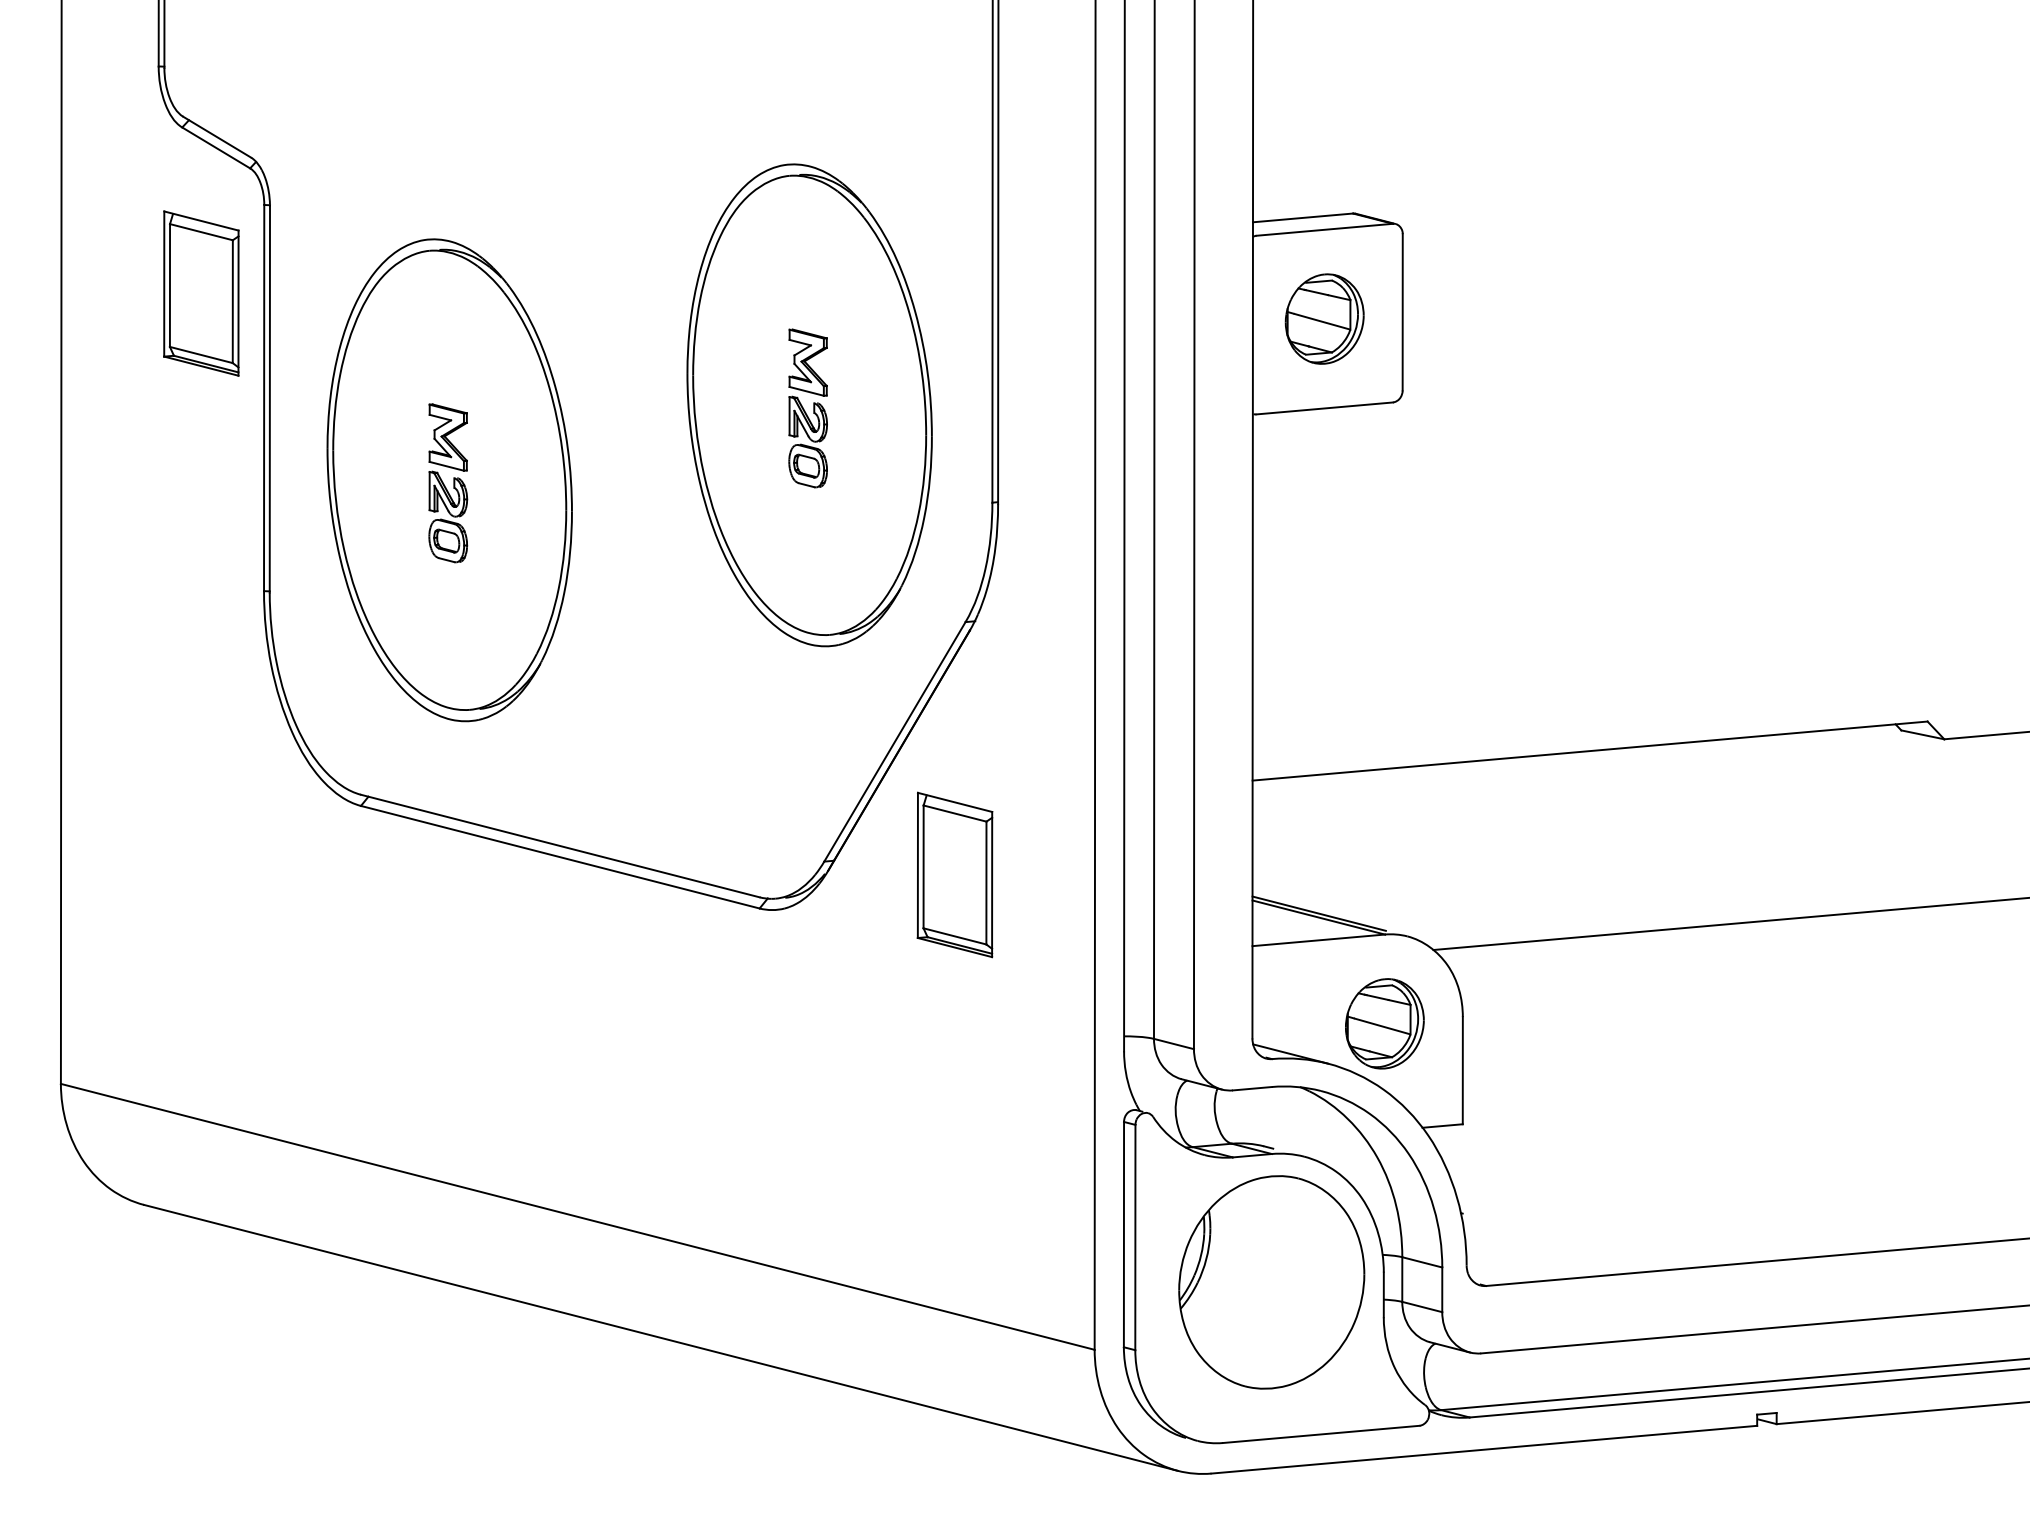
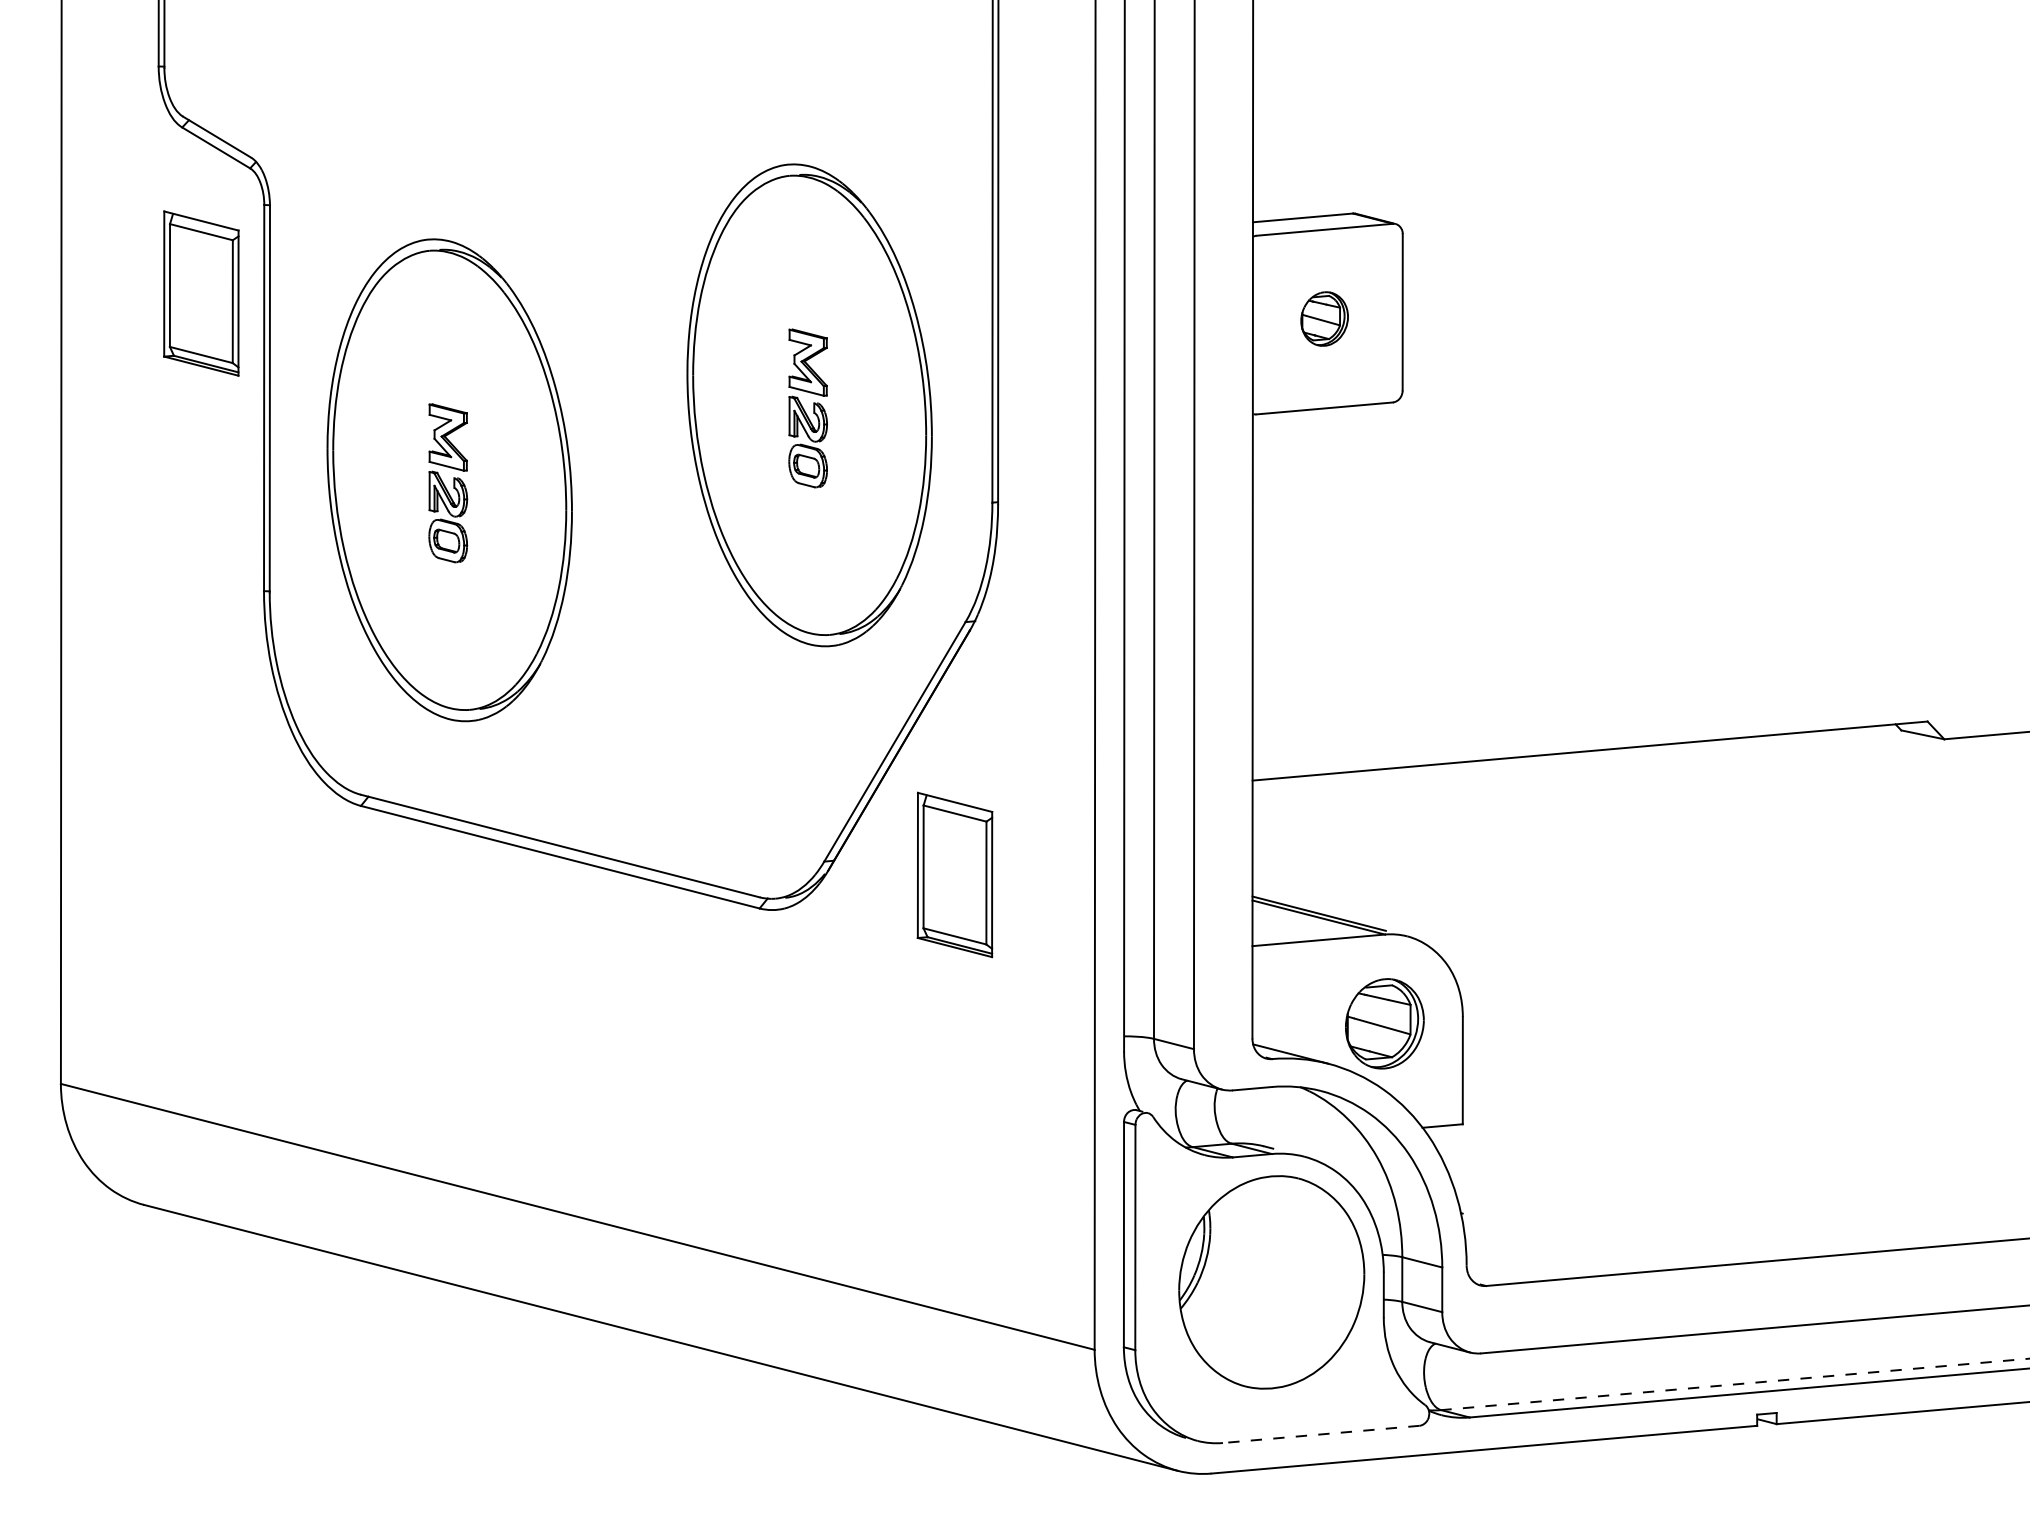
part size: 81x92 px -> 49x56 px (1324, 318)
line: present -> none (1729, 924)
line: solid -> dashed (1735, 1384)
line: solid -> dashed (1321, 1434)
